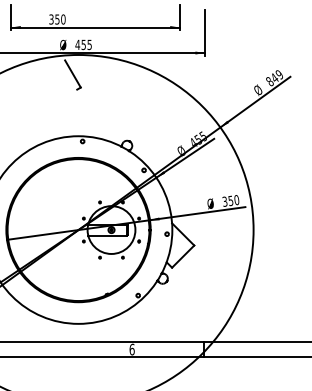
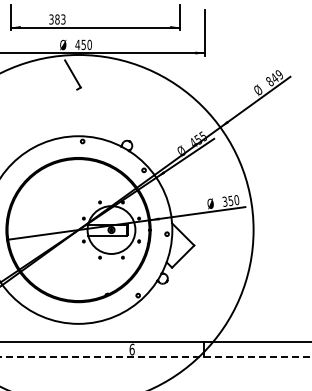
text: 350 -> 383 (60, 19)
text: 455 -> 450 (89, 44)
line: solid -> dashed (155, 356)
